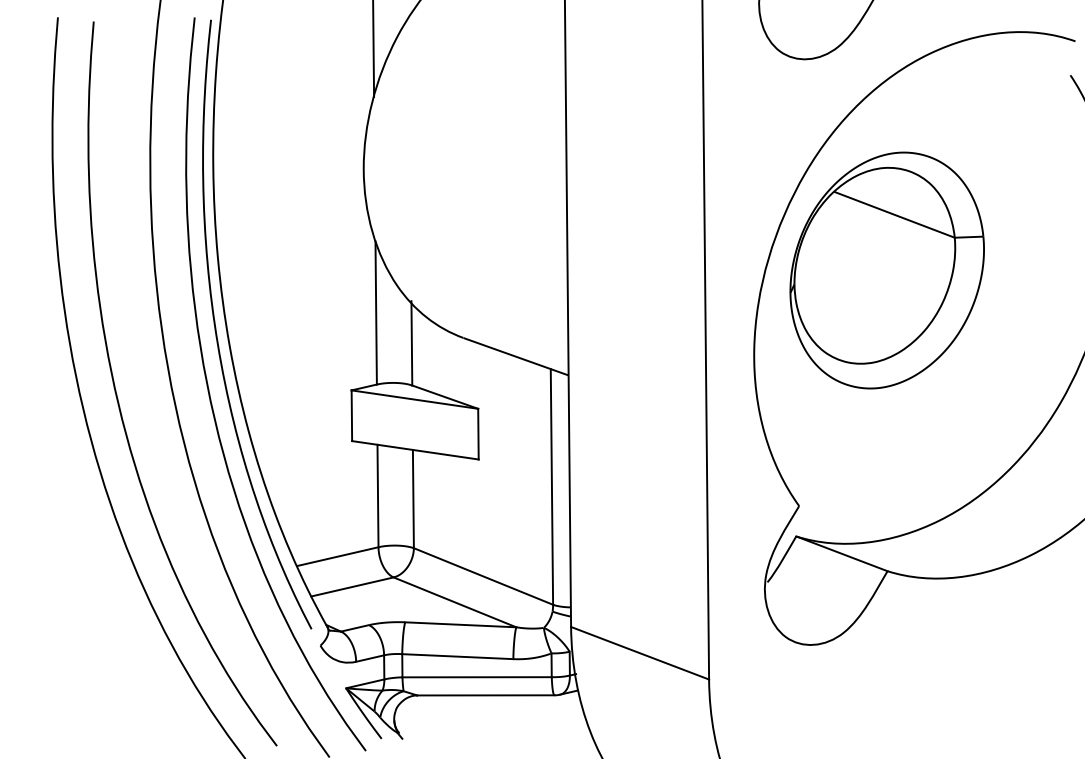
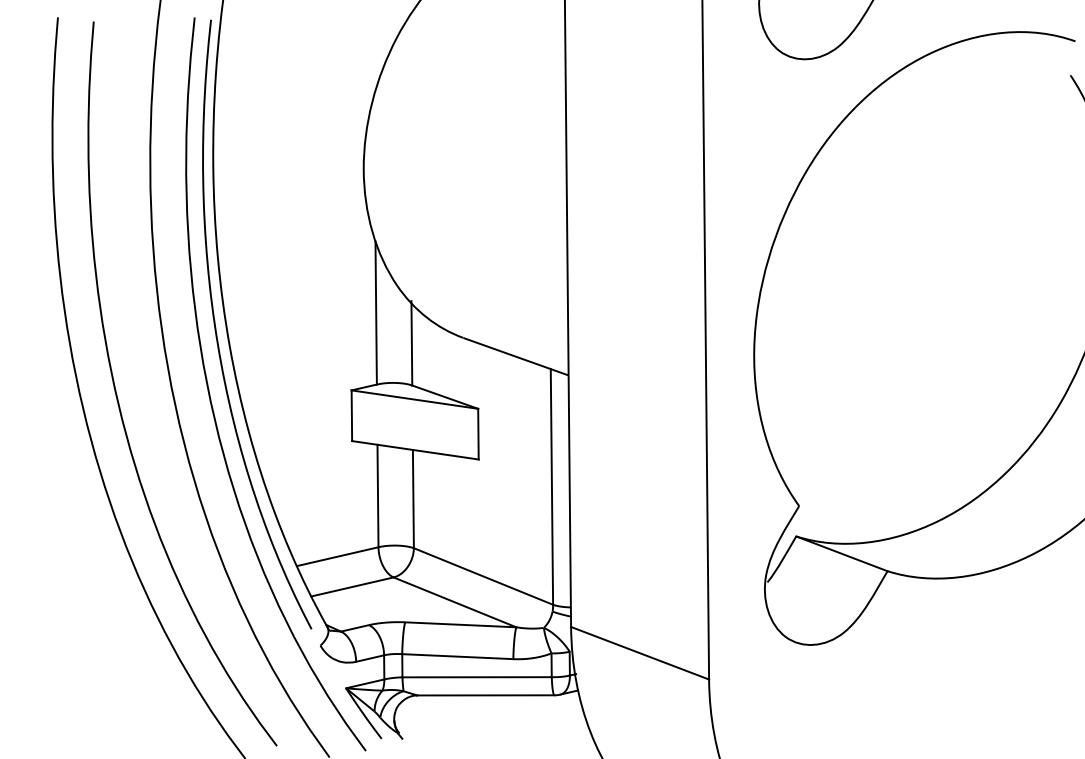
line: present -> none (373, 49)
part: present -> none (886, 270)
